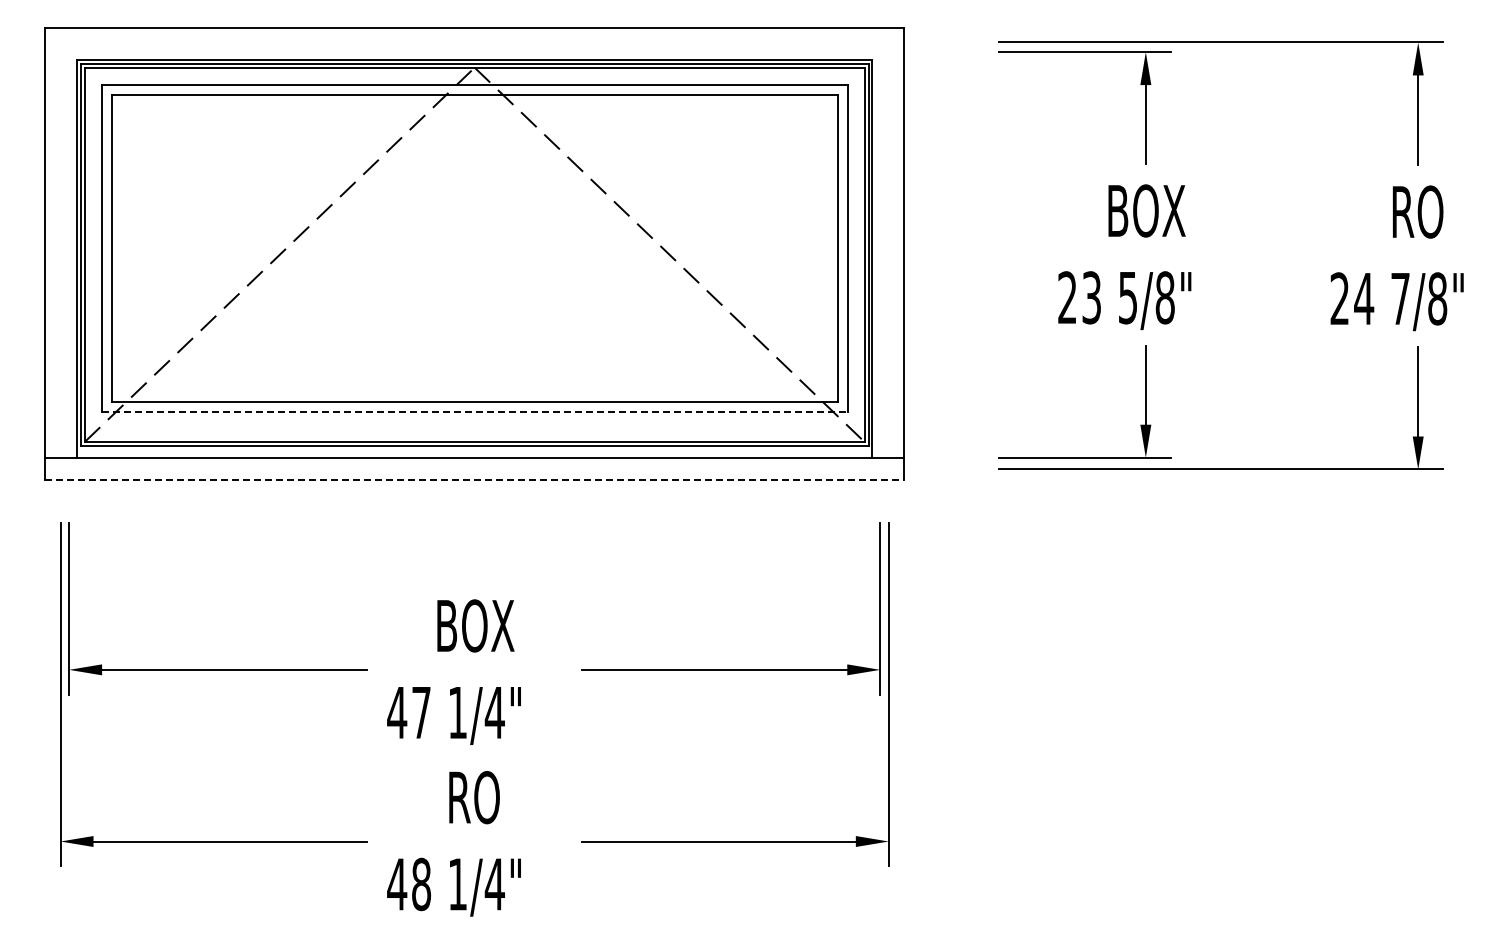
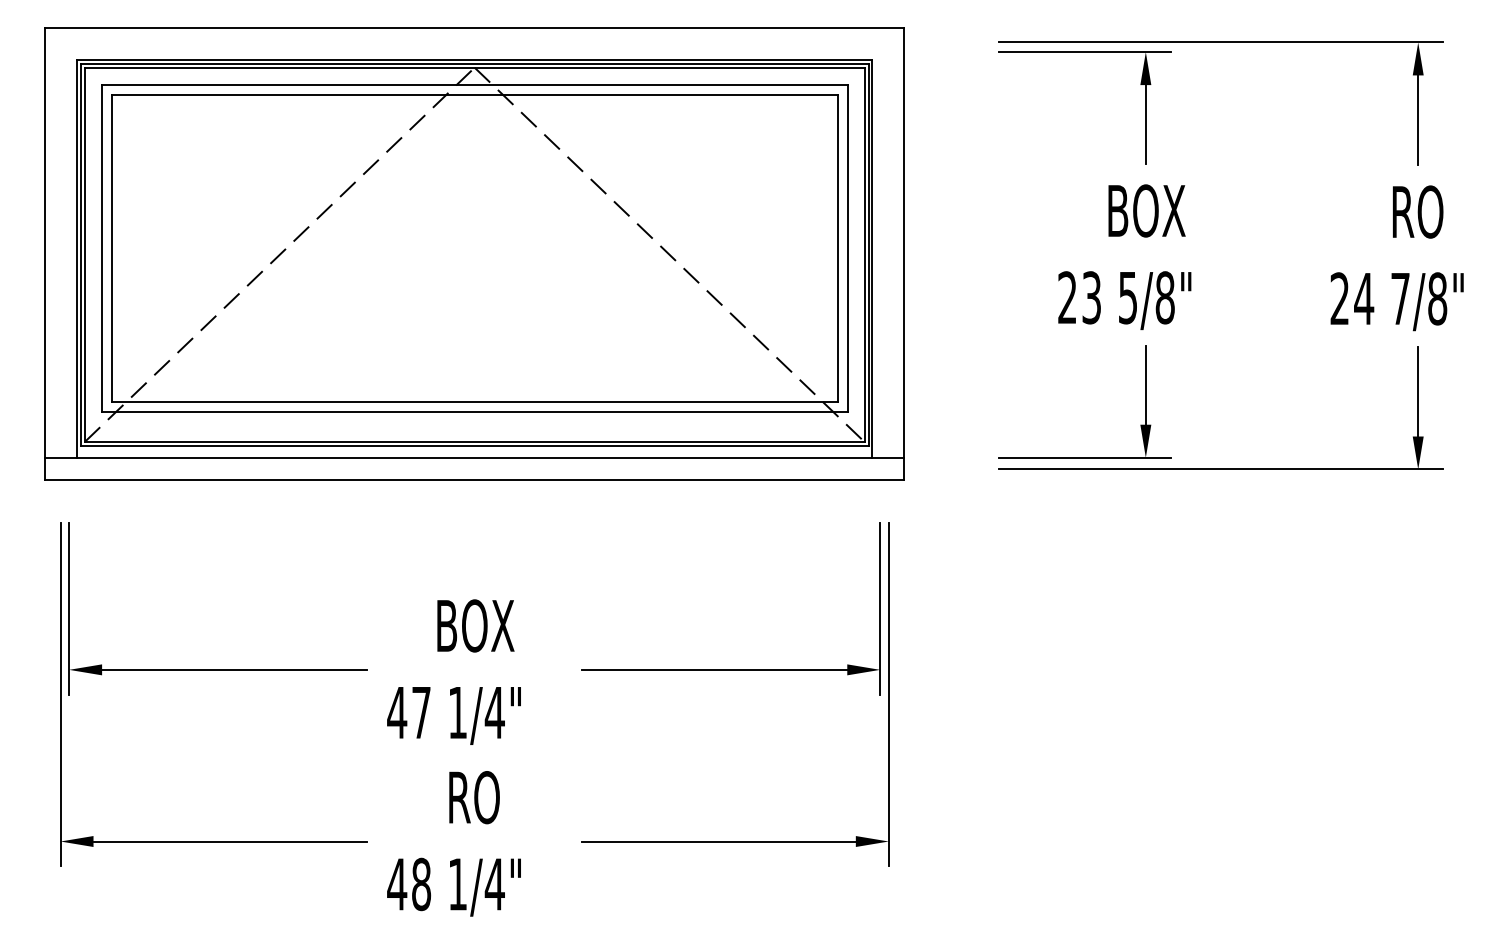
line: dashed -> solid (474, 412)
line: dashed -> solid (475, 480)
